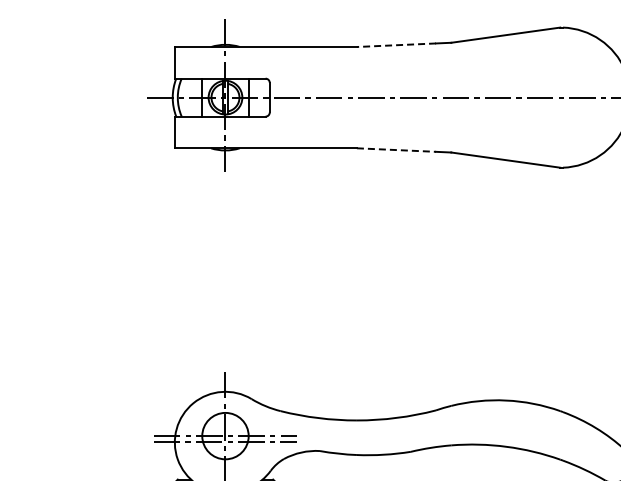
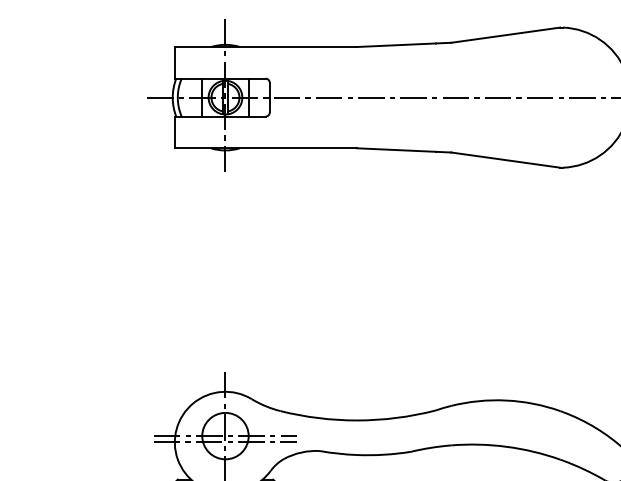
line: dashed -> solid (396, 45)
line: dashed -> solid (396, 150)
